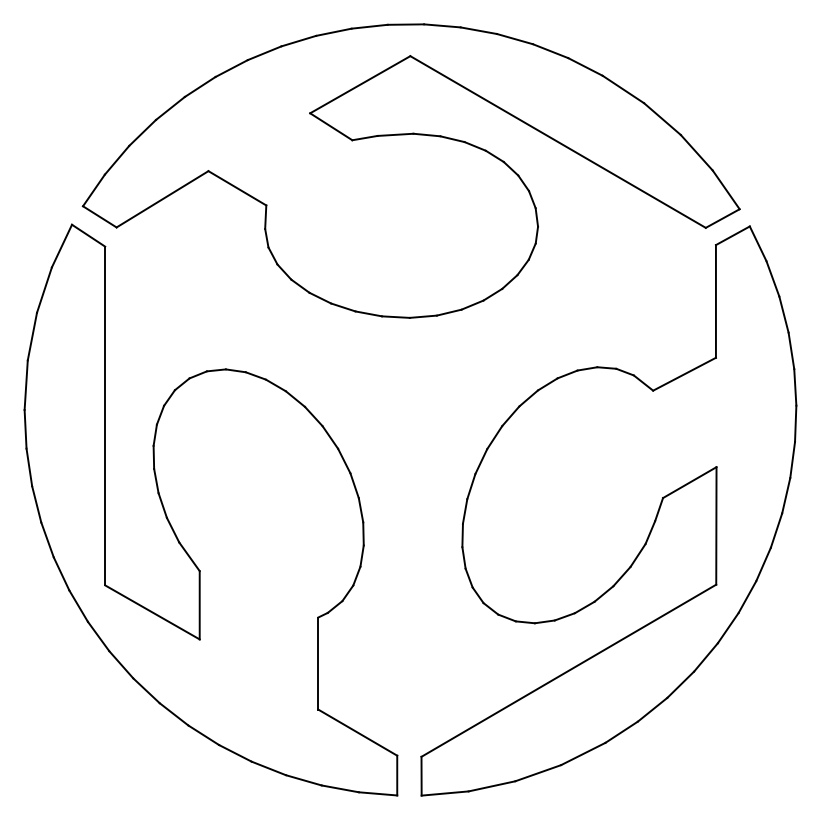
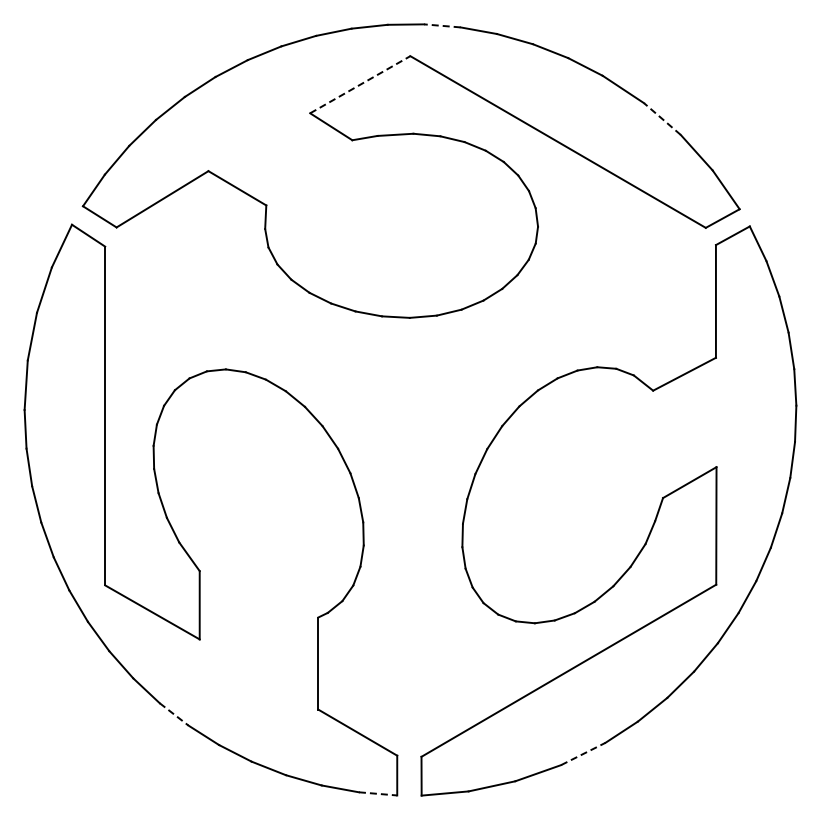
line: solid -> dashed (441, 25)
line: solid -> dashed (360, 84)
line: solid -> dashed (662, 118)
line: solid -> dashed (174, 714)
line: solid -> dashed (583, 753)
line: solid -> dashed (378, 793)
